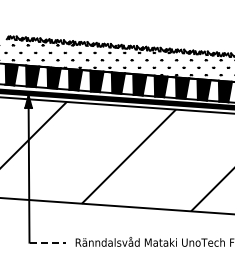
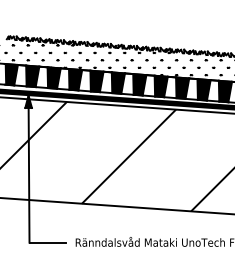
line: dashed -> solid (48, 242)
